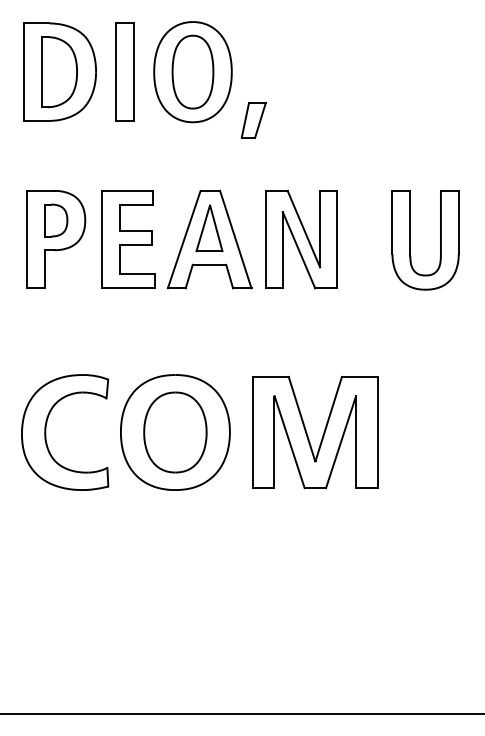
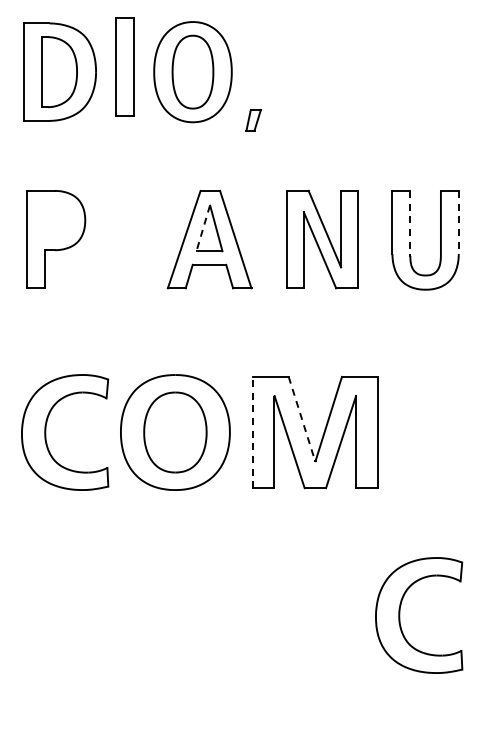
part position: (124, 71) -> (124, 66) (124, 66)
part size: 27x37 px -> 17x23 px (253, 120)
part: present -> none (56, 220)
line: solid -> dashed (410, 222)
line: solid -> dashed (458, 222)
line: solid -> dashed (203, 228)
part: present -> none (128, 239)
part position: (301, 239) -> (322, 239) (322, 239)
line: solid -> dashed (302, 419)
line: solid -> dashed (253, 432)
part: none -> present (400, 615)
line: present -> none (241, 713)
